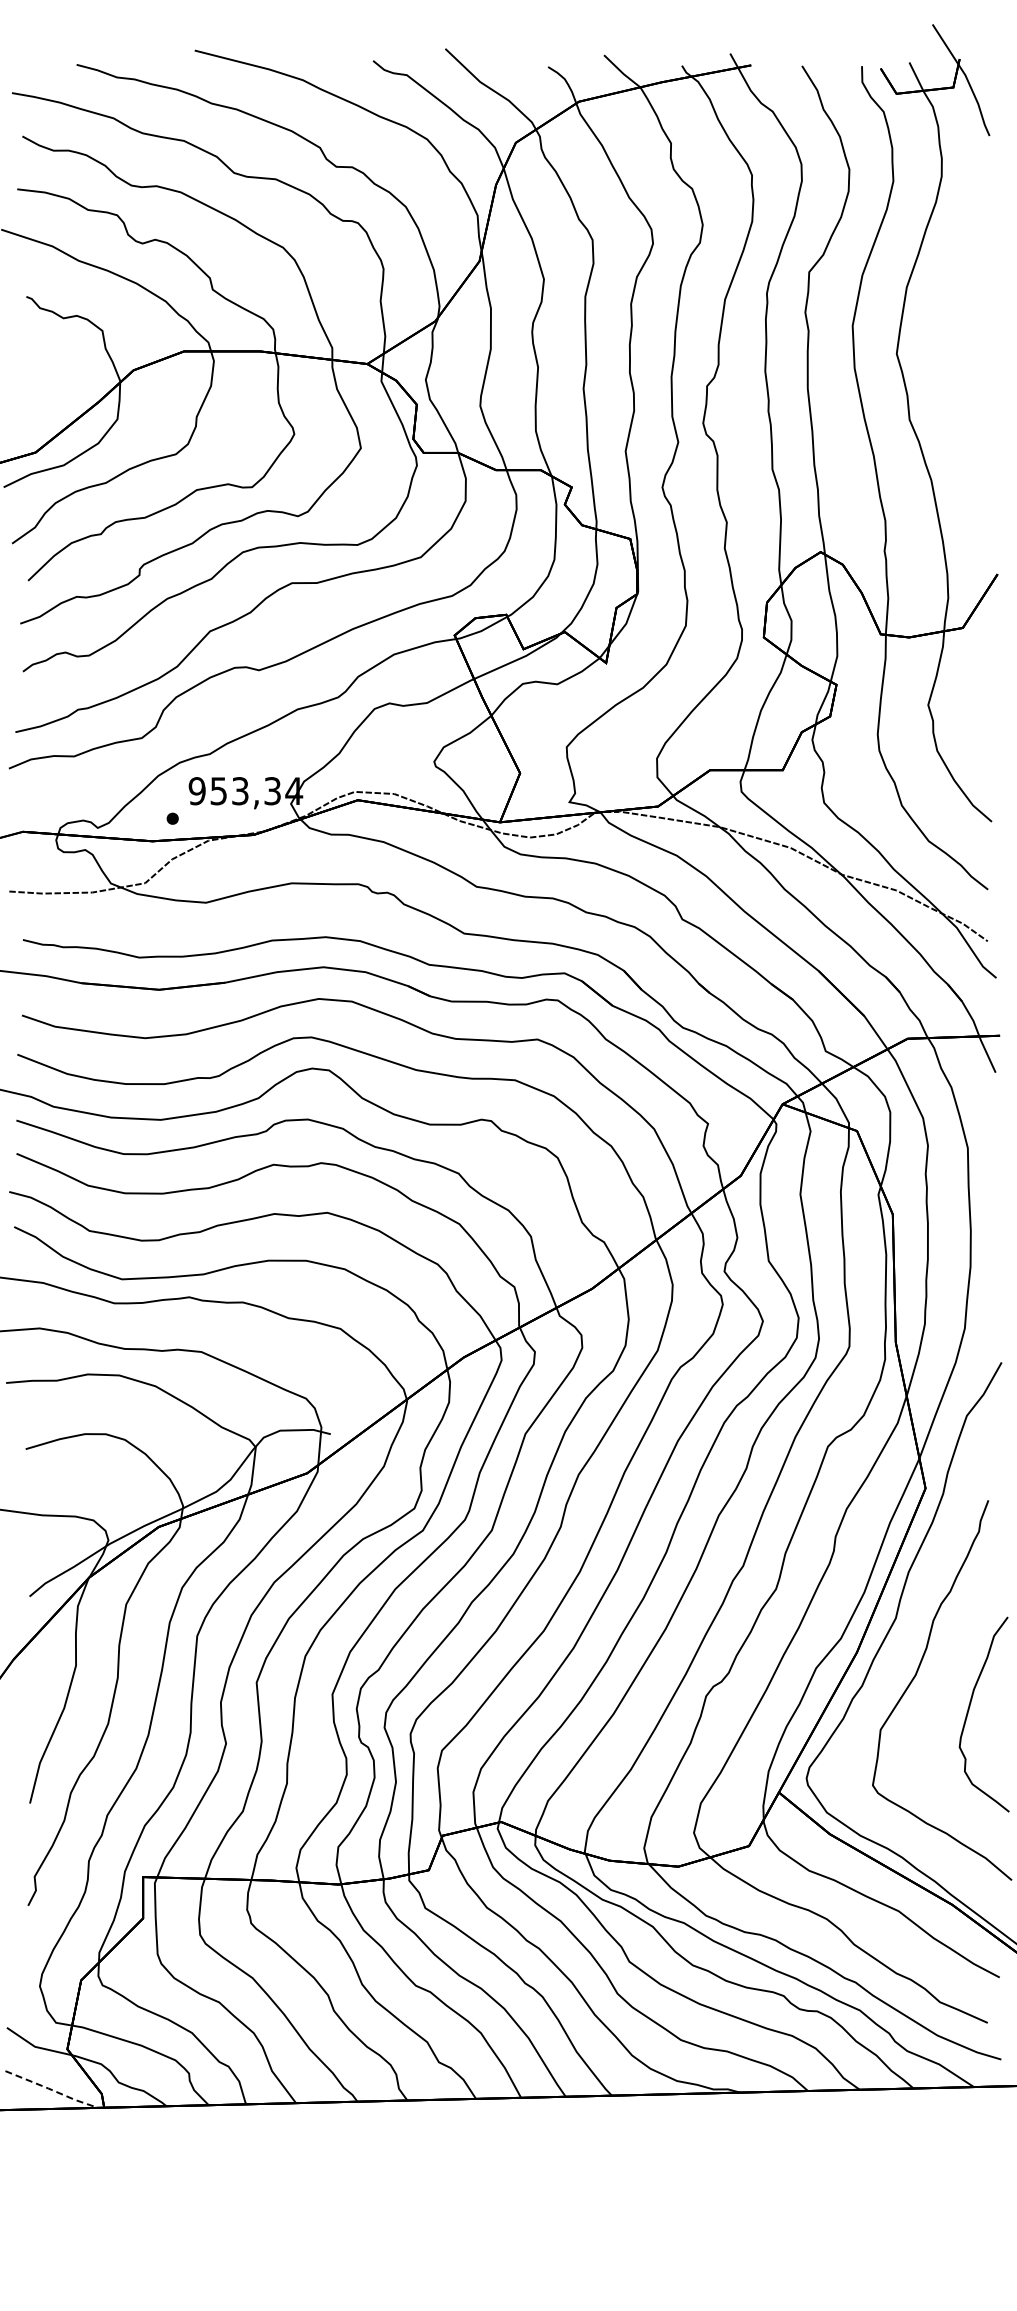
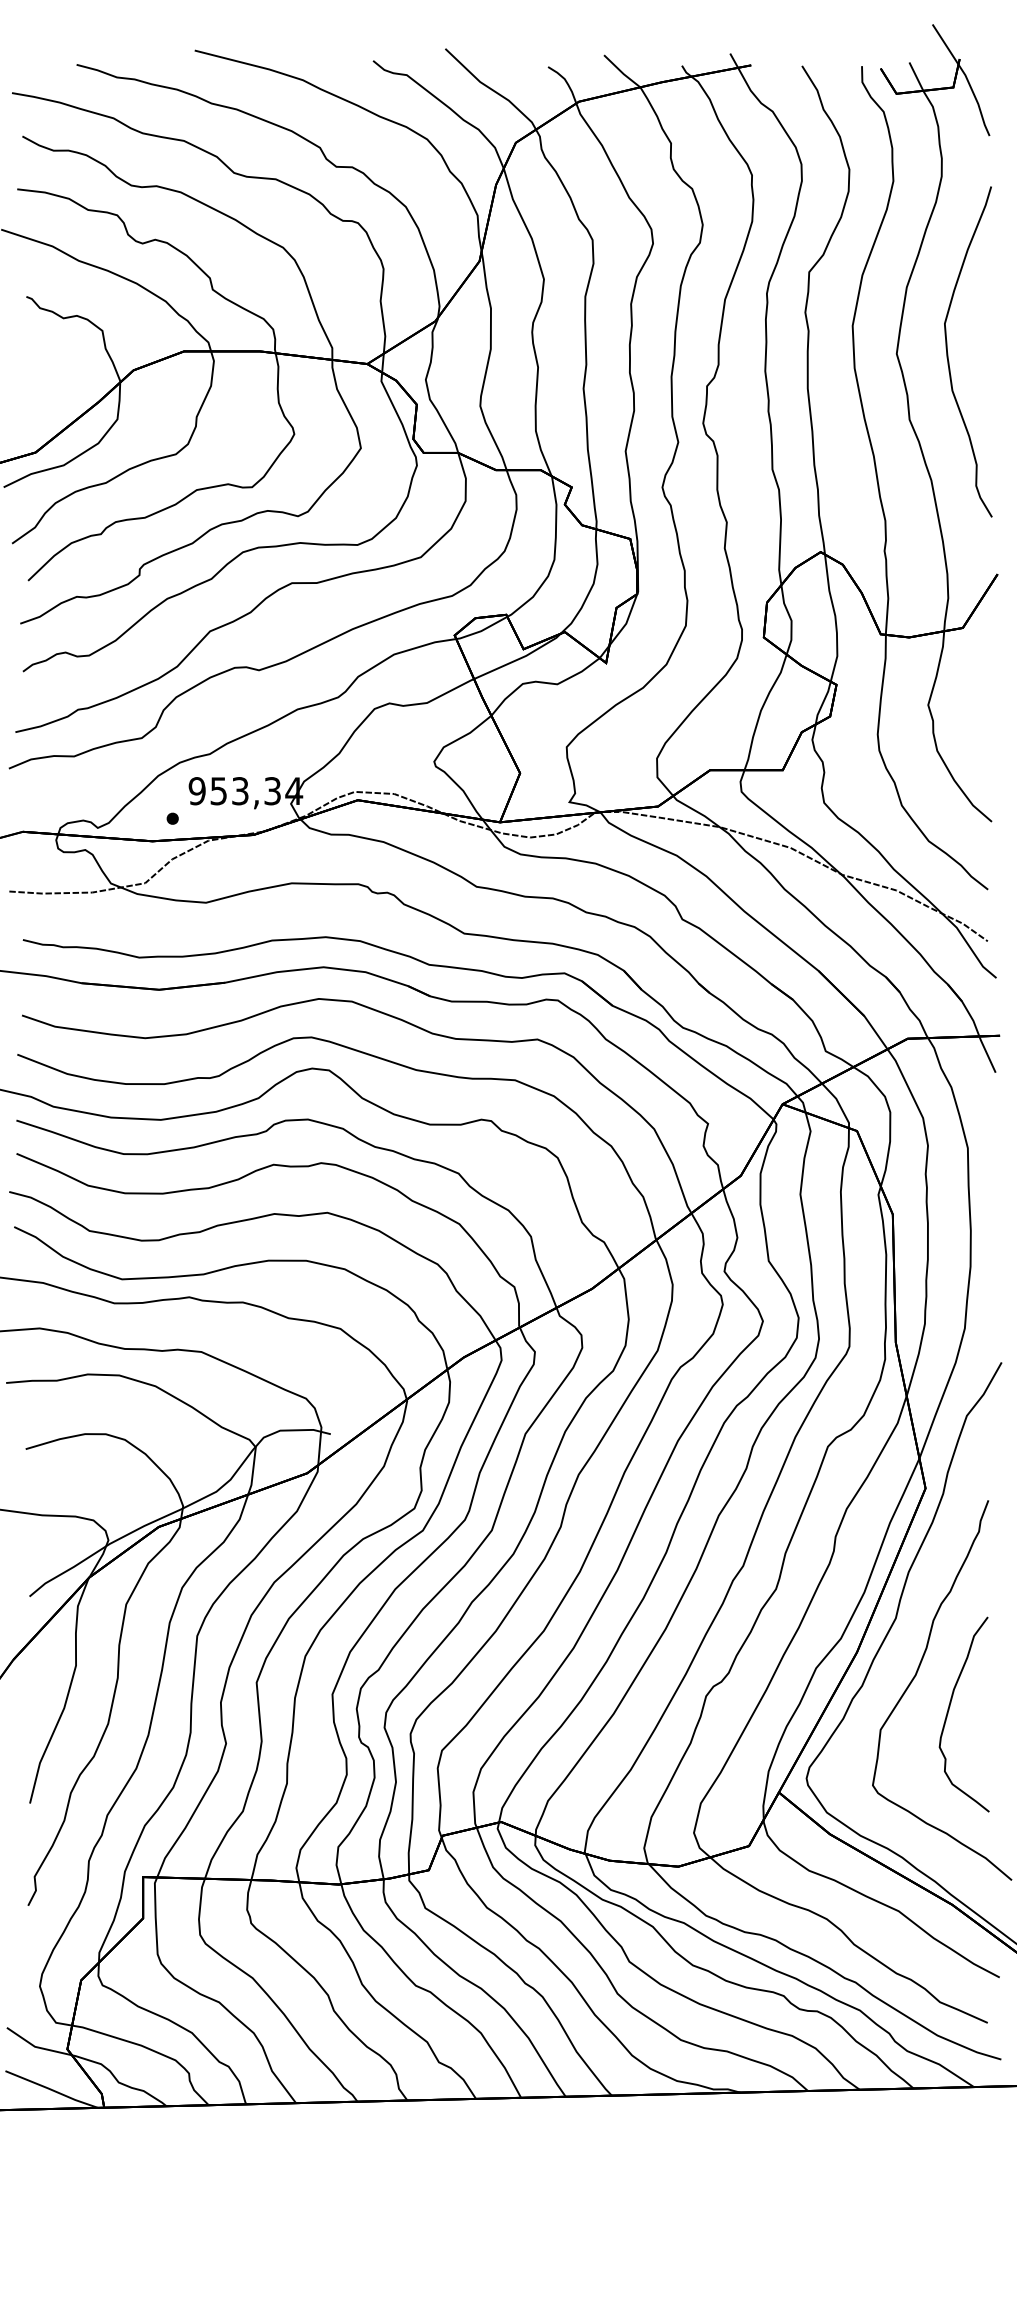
curve: none -> present (948, 353)
curve position: (969, 1710) -> (949, 1710) (949, 1710)
line: dashed -> solid (51, 2089)
